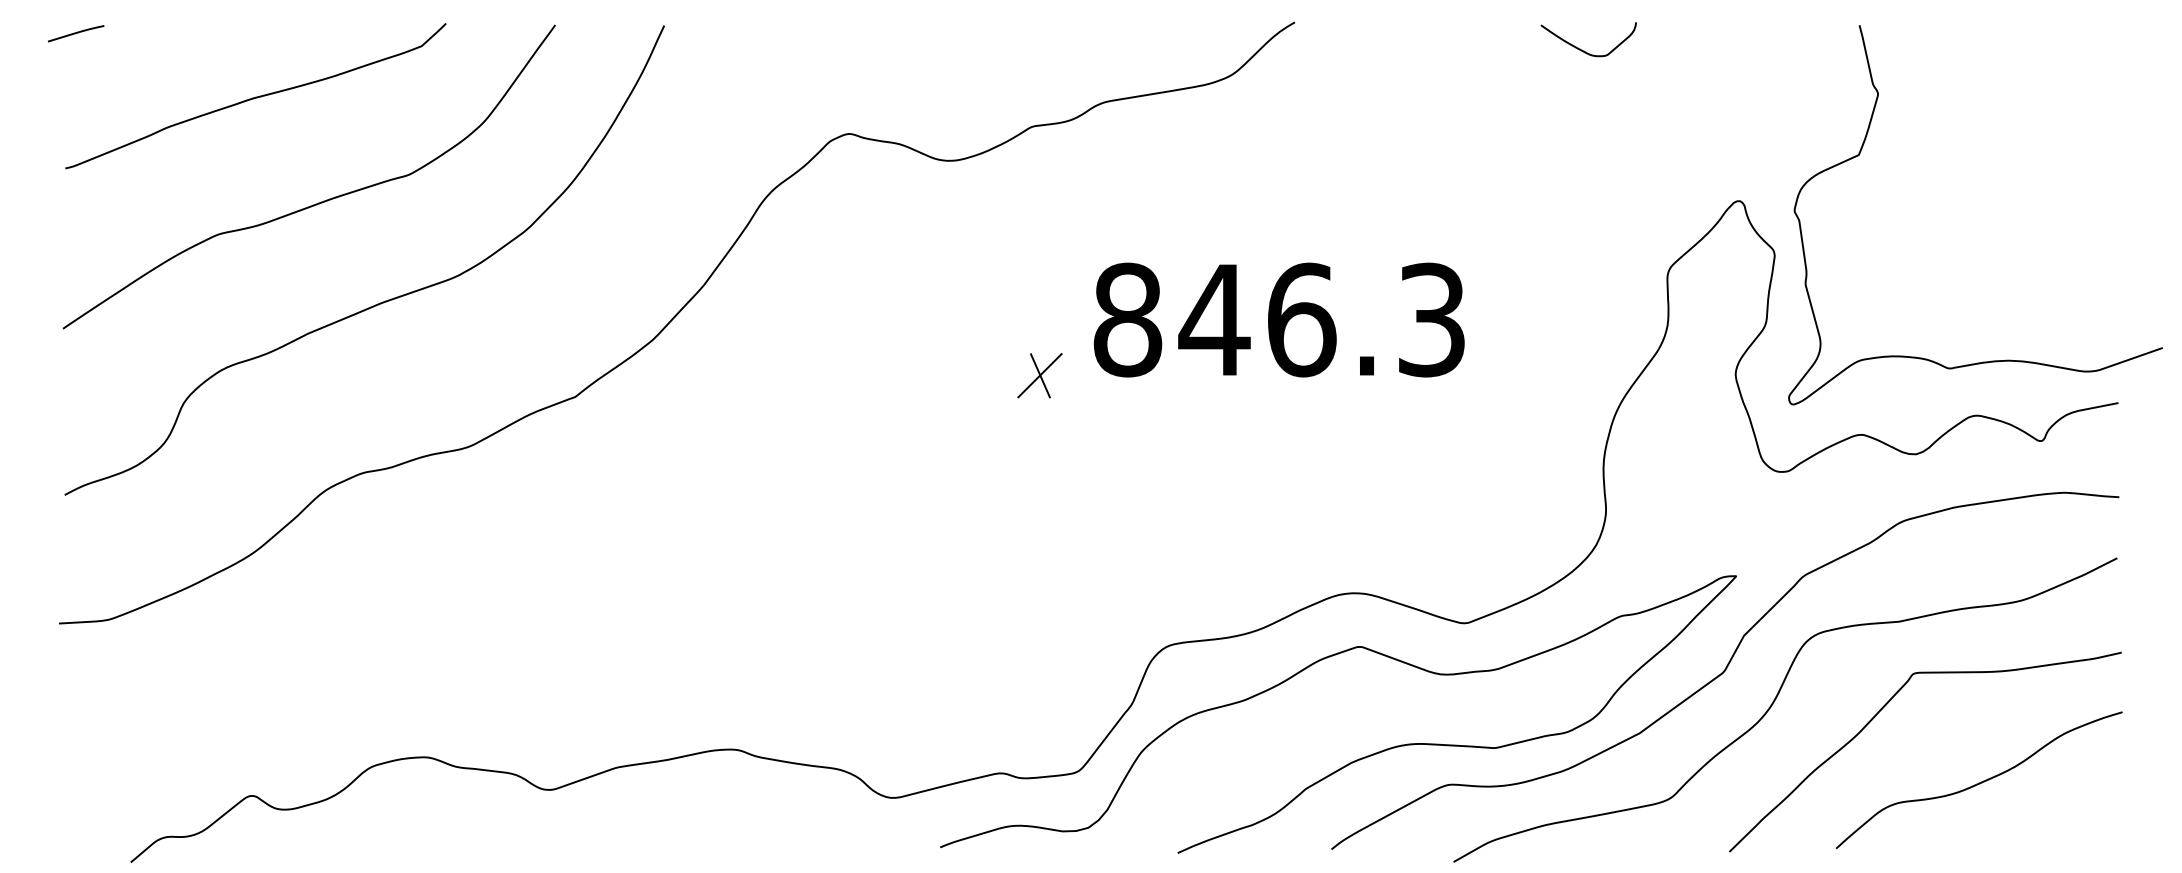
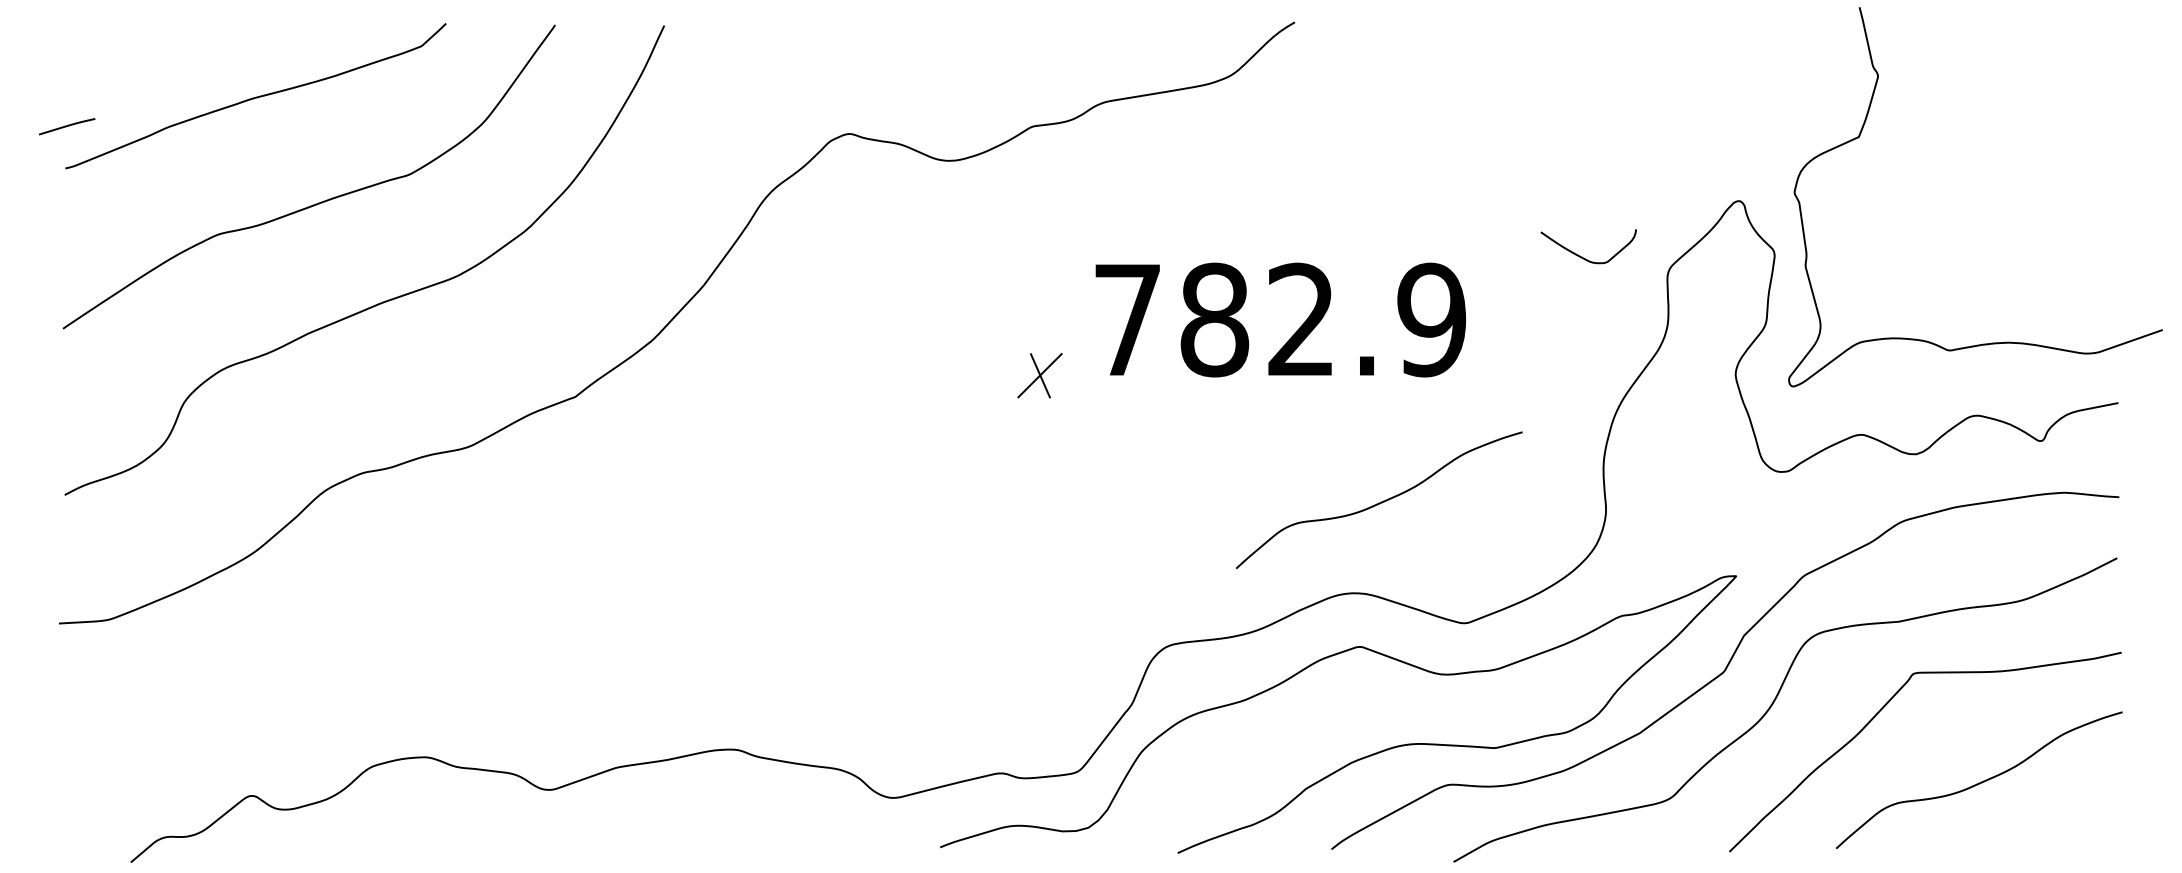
line position: (76, 33) -> (67, 126) (67, 126)
curve position: (1582, 49) -> (1582, 256) (1582, 256)
curve position: (1860, 154) -> (1860, 136) (1860, 136)
text: 846.3 -> 782.9 (1279, 319)
curve: none -> present (1379, 502)
